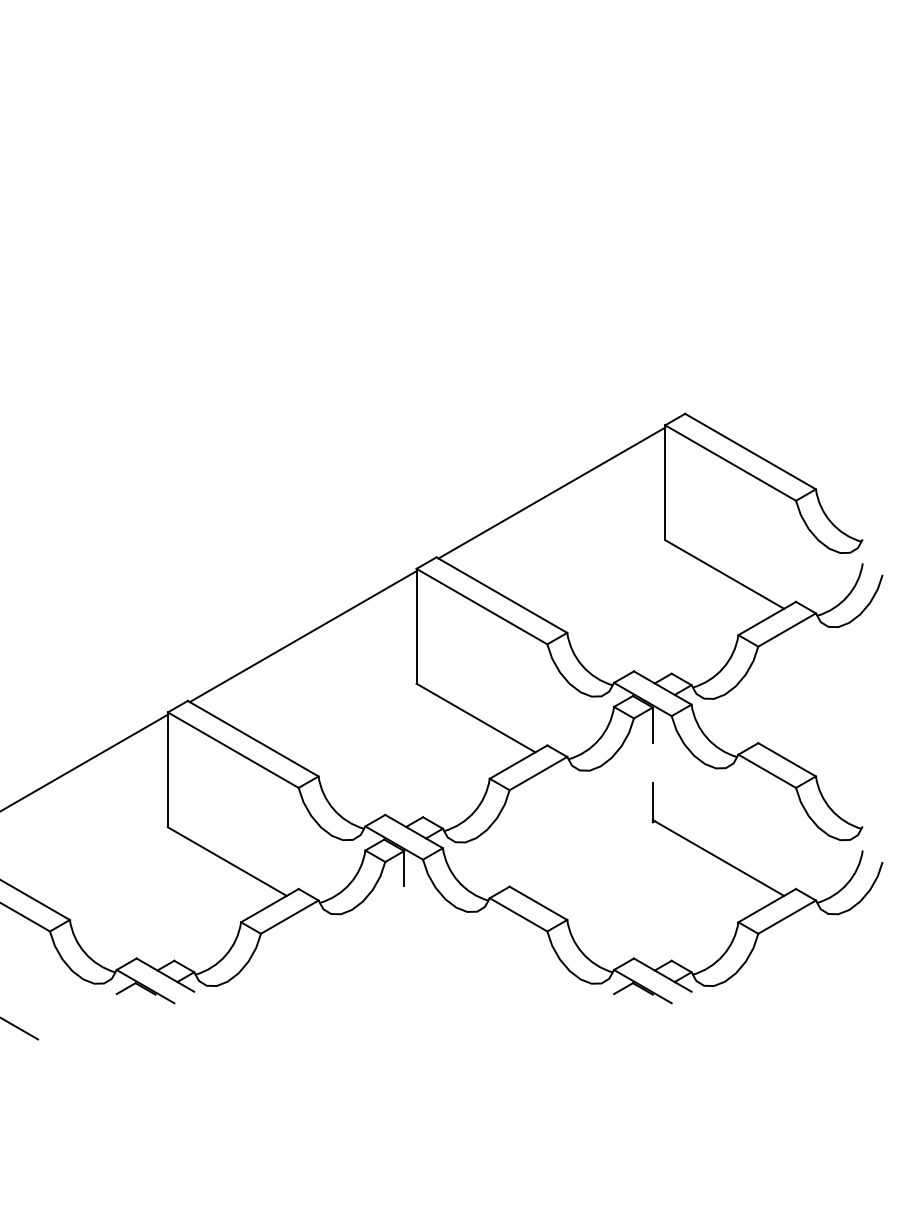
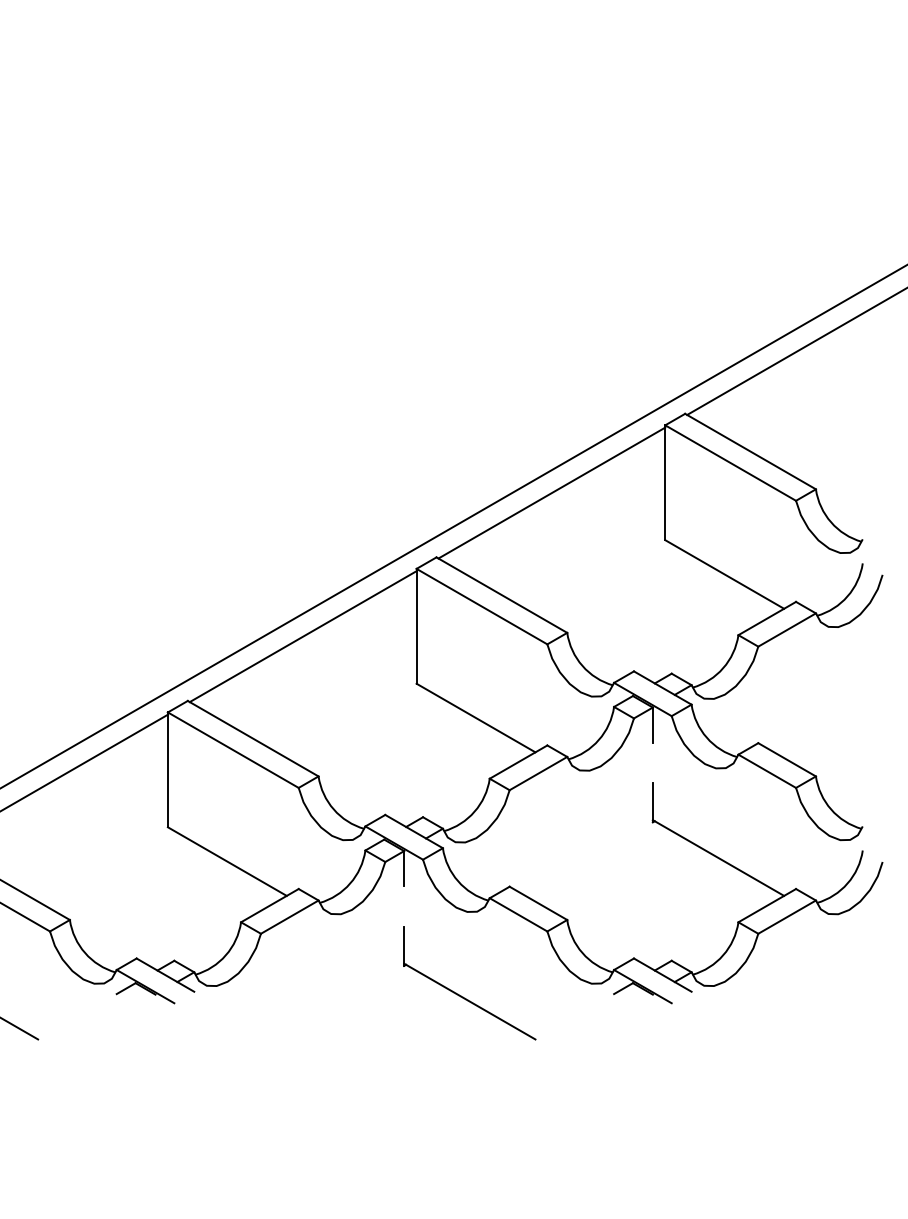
line: none -> present (795, 351)
line: none -> present (453, 526)
part: none -> present (463, 996)
